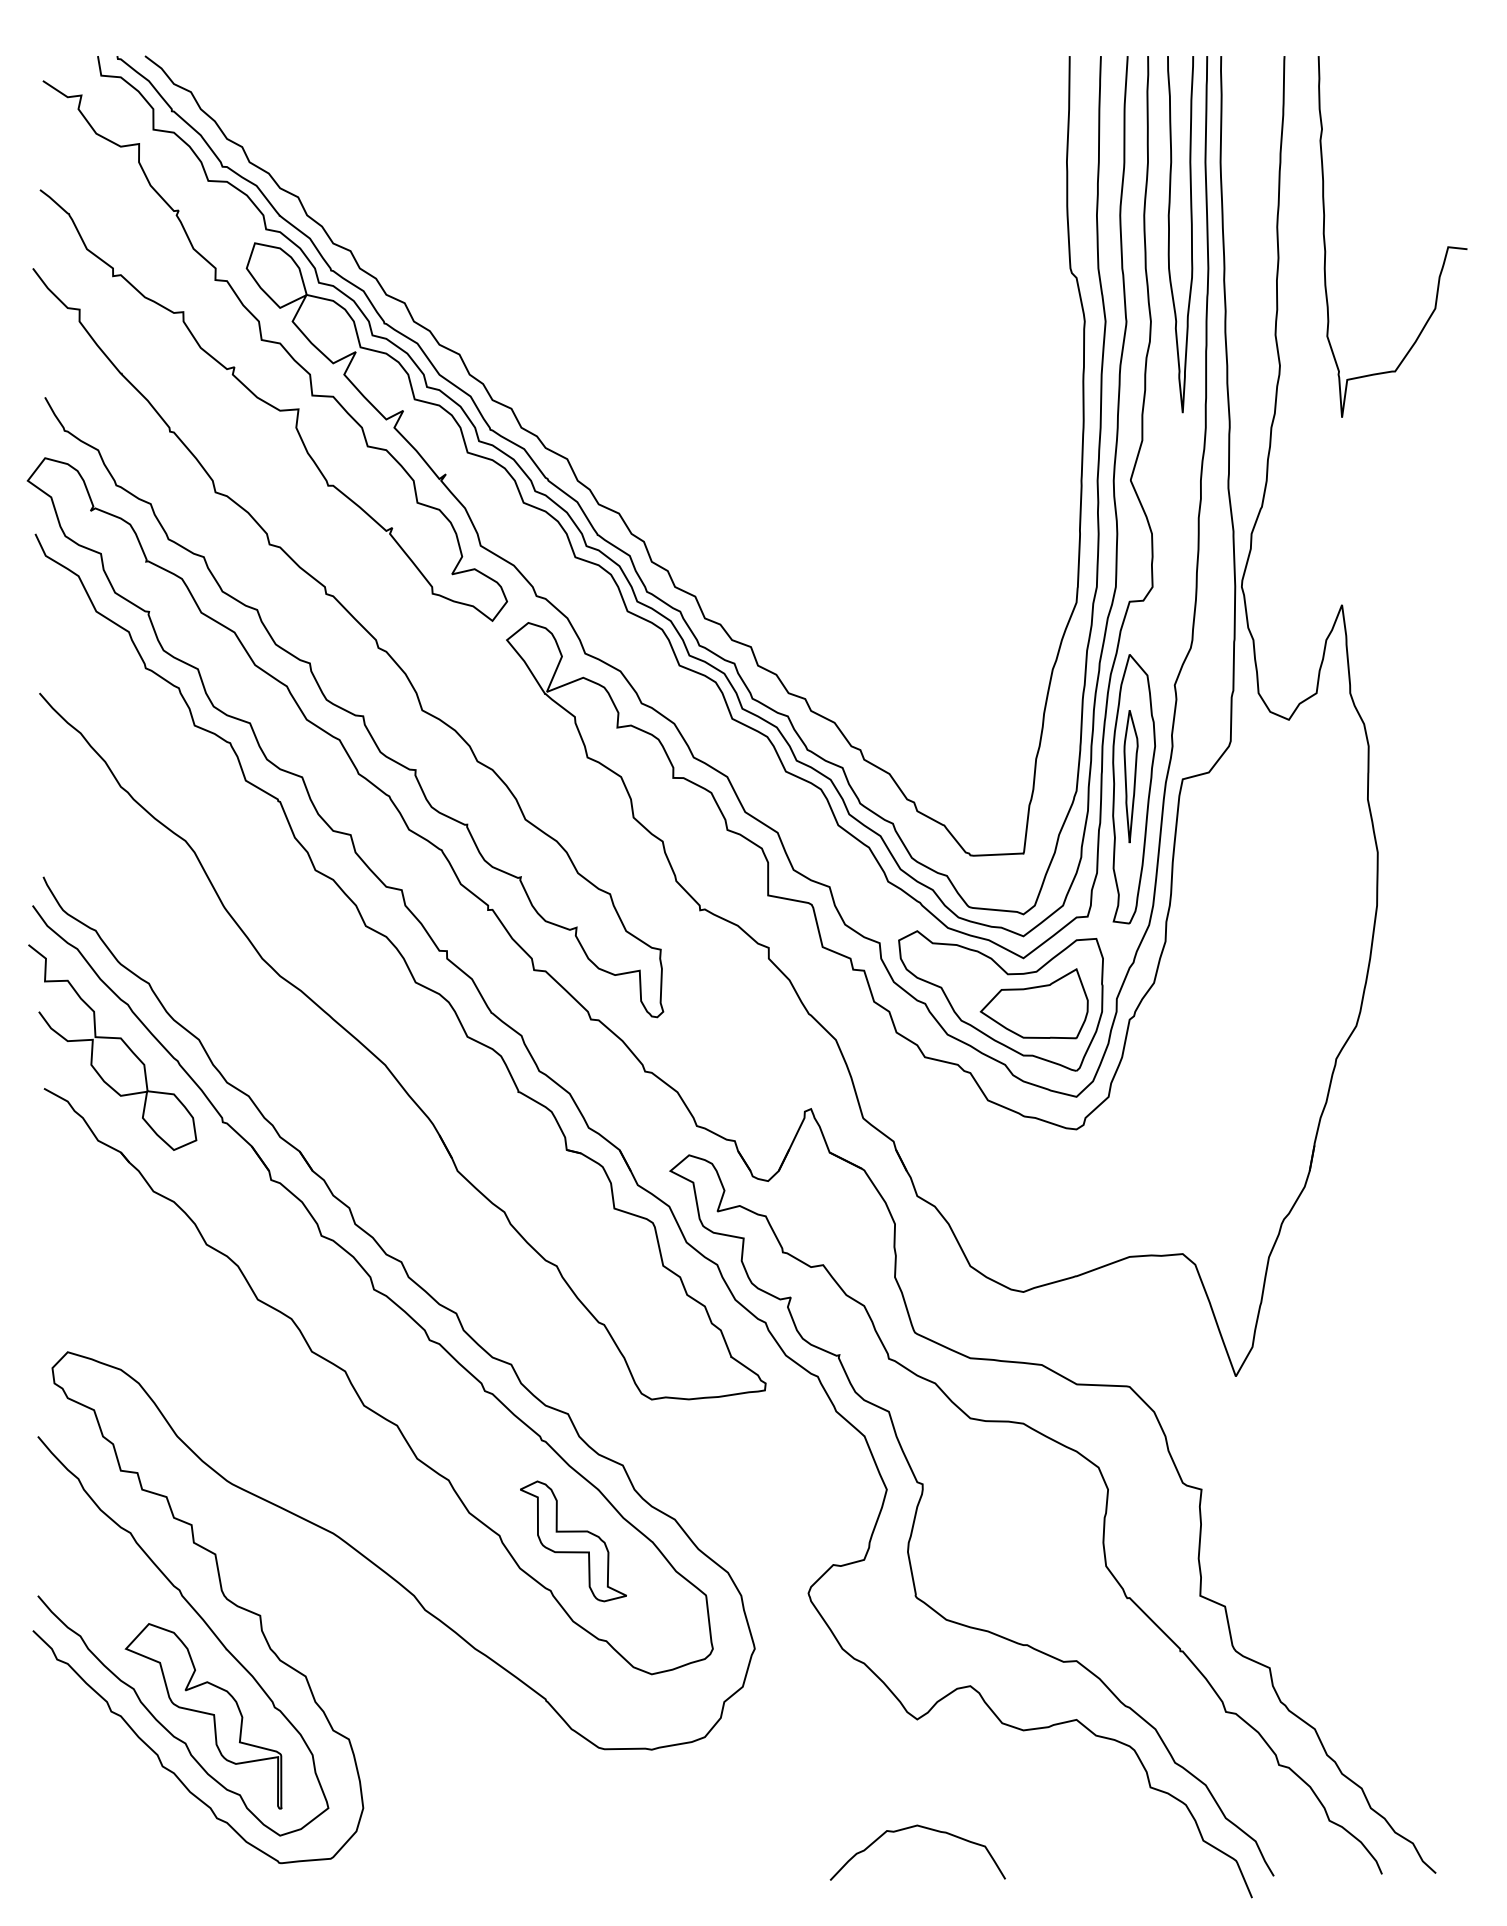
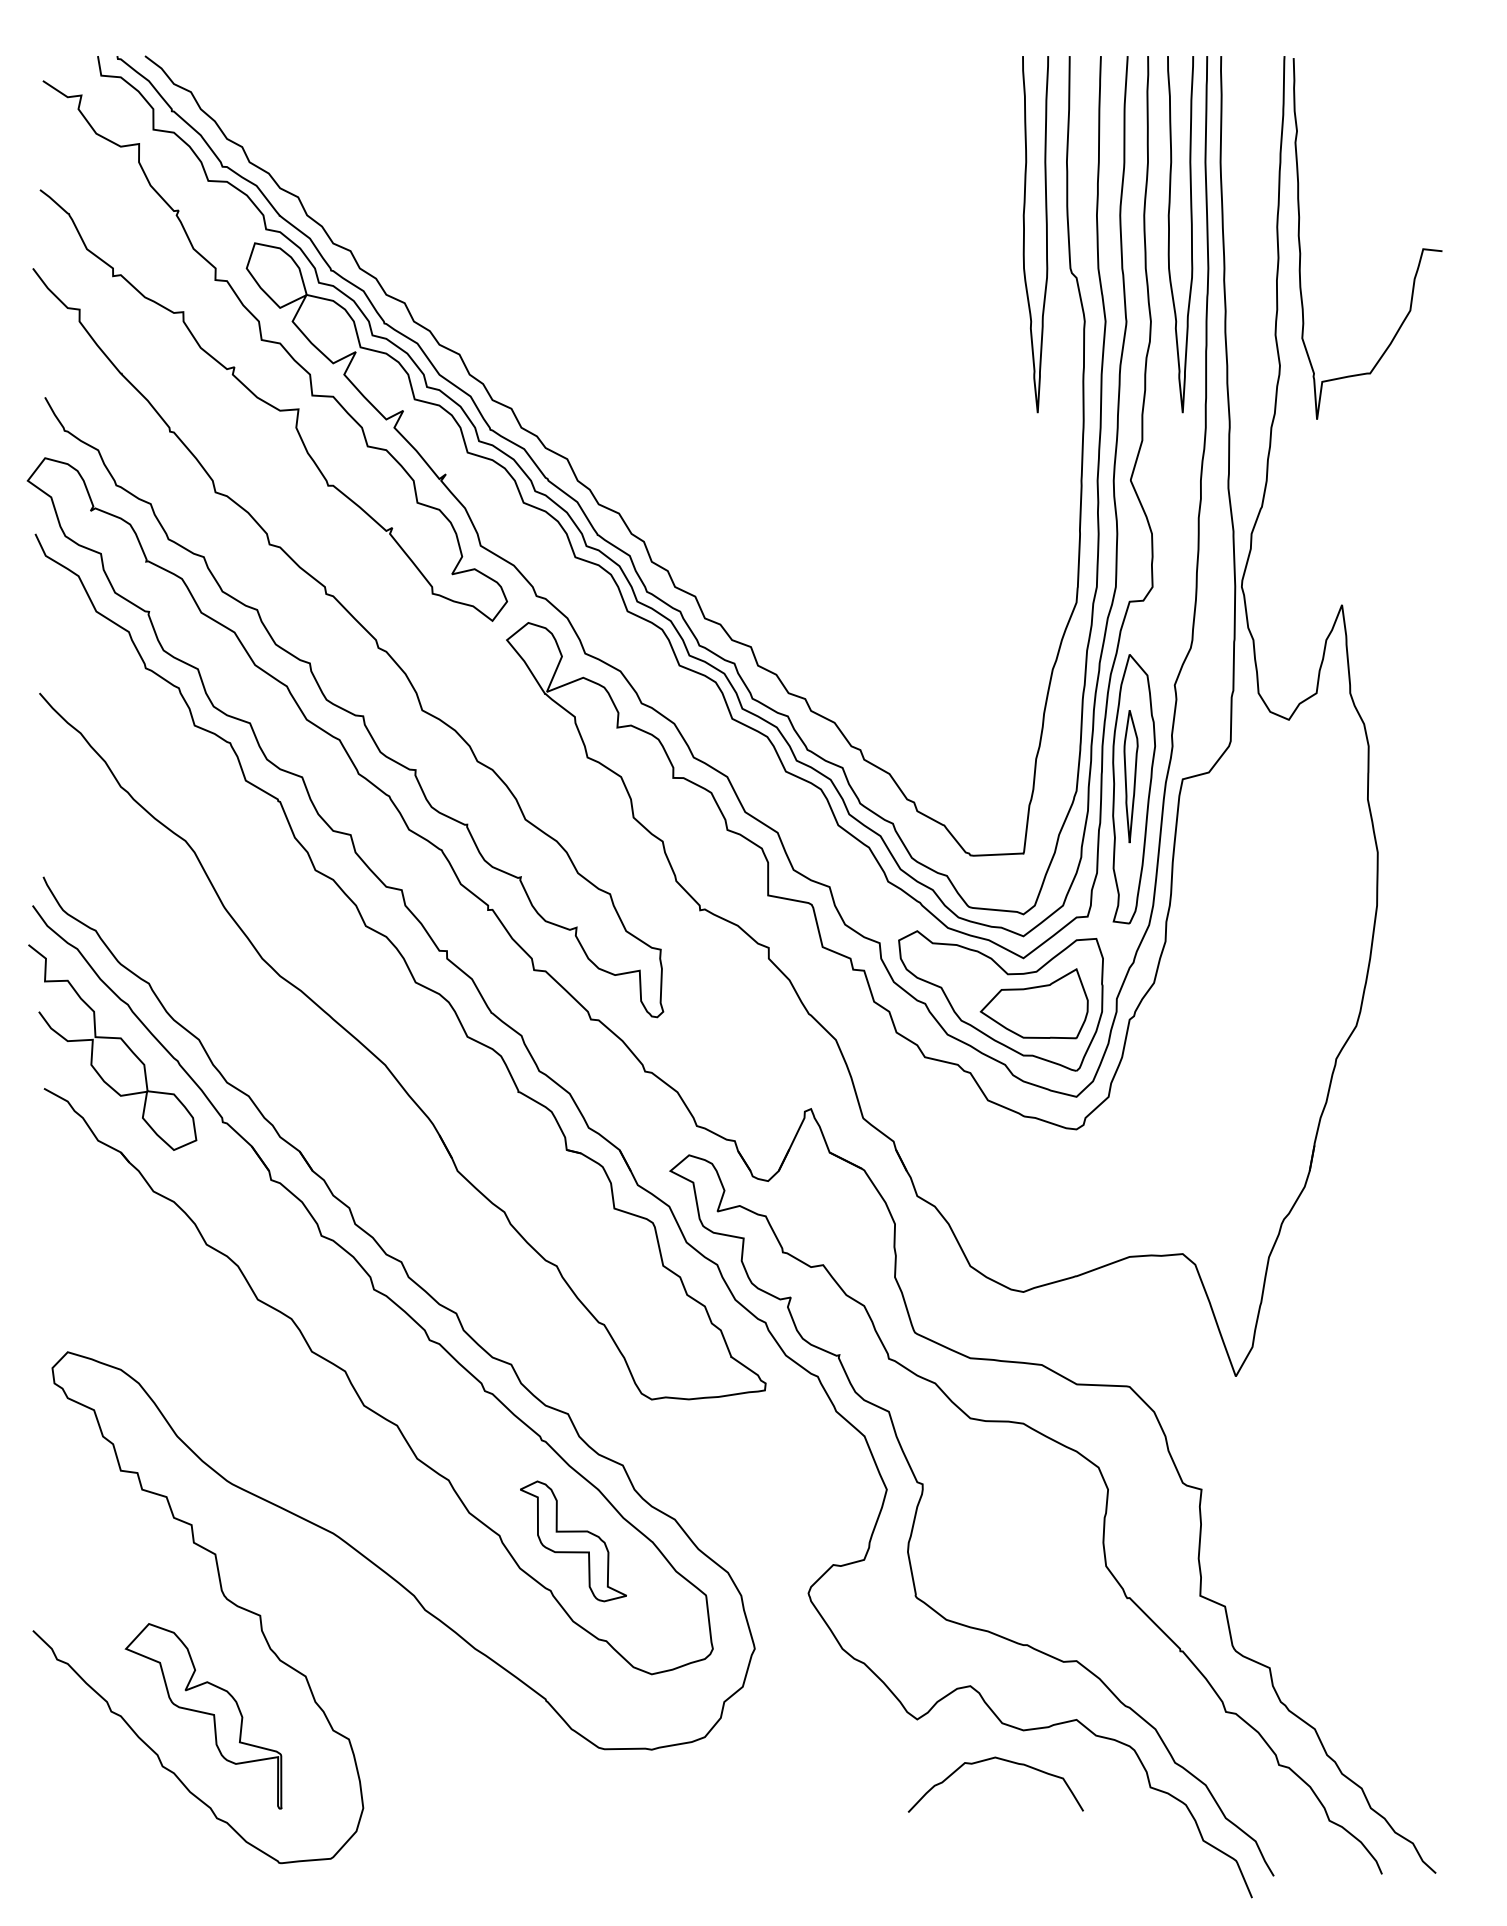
curve: none -> present (1024, 234)
curve position: (1445, 252) -> (1420, 254) (1420, 254)
curve: present -> none (204, 1623)
curve position: (923, 1828) -> (1001, 1760) (1001, 1760)
